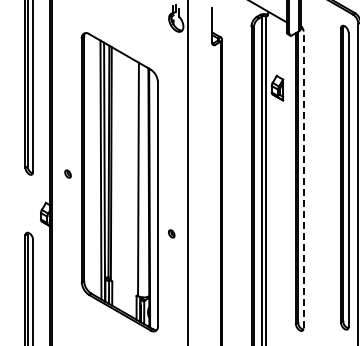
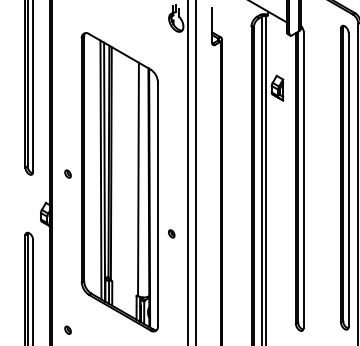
line: none -> present (195, 172)
line: dashed -> solid (303, 179)
part: none -> present (67, 329)
